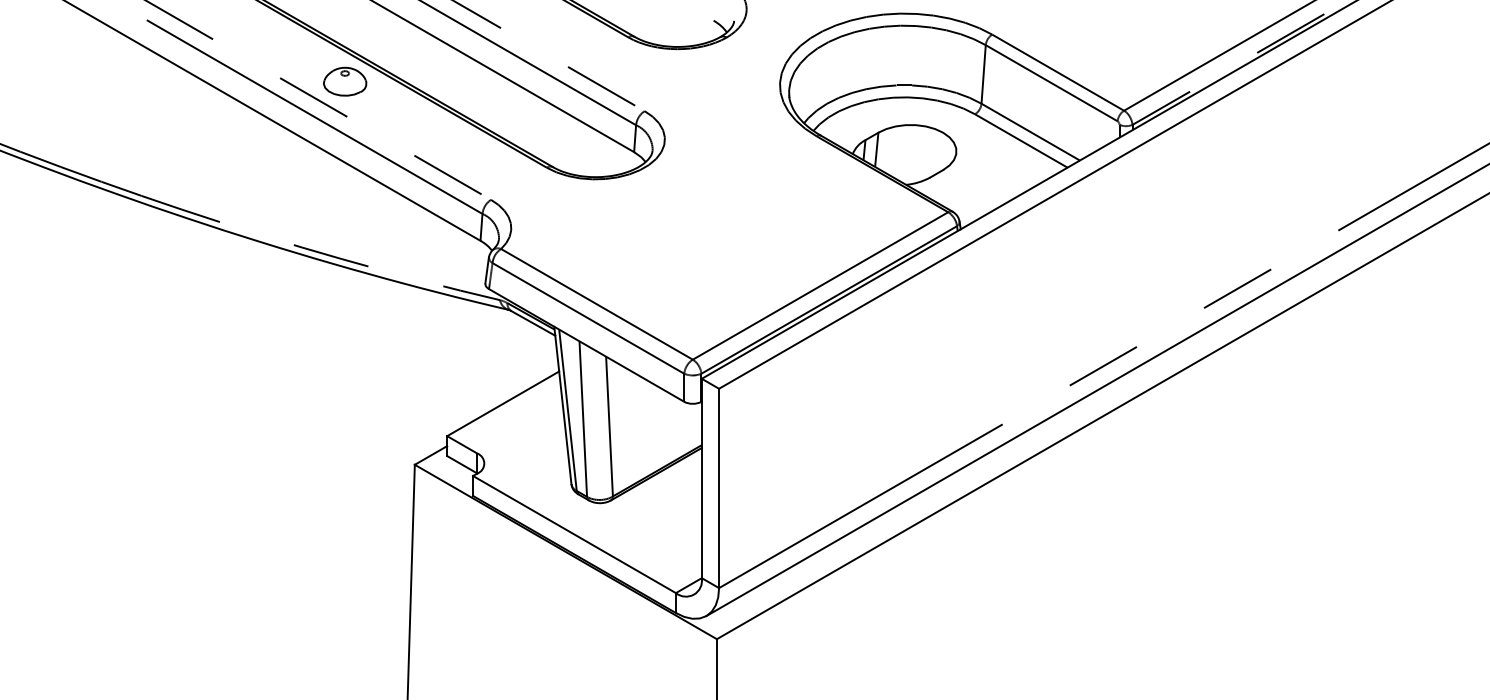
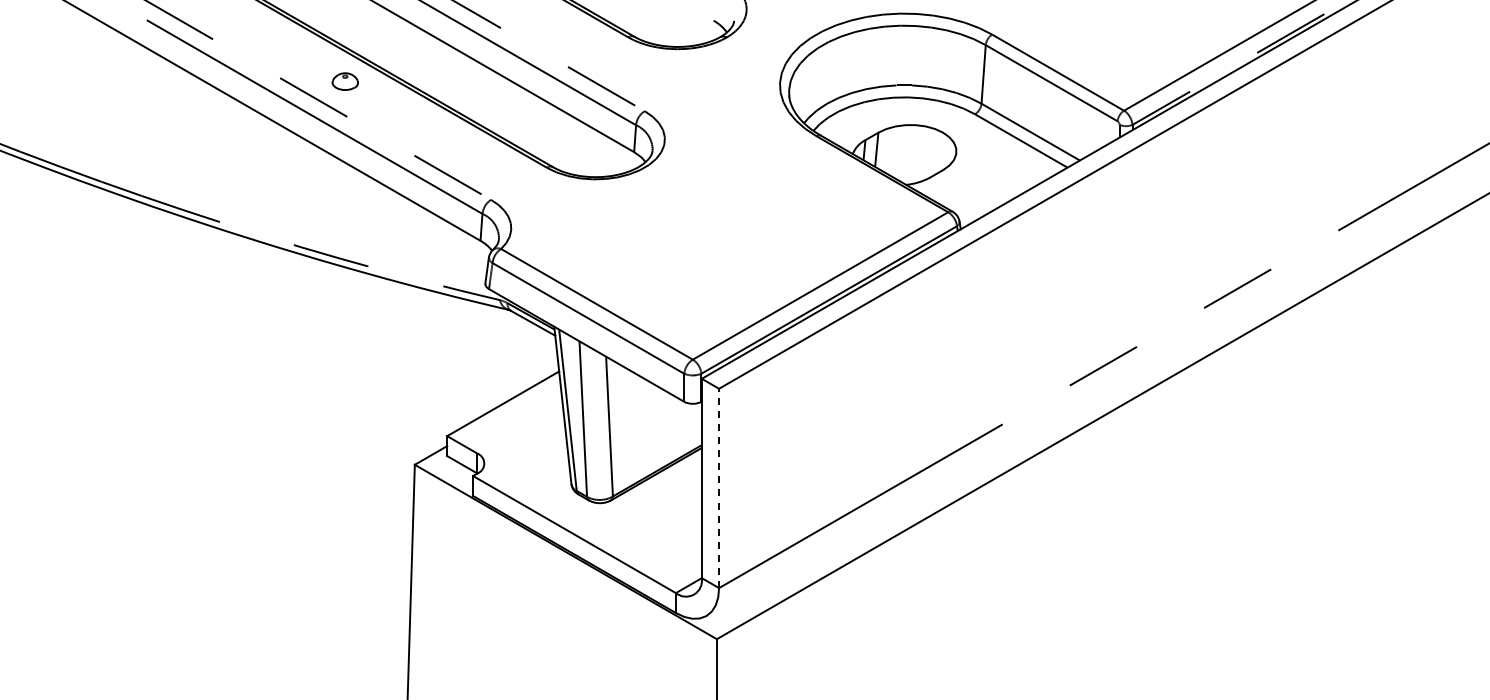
part size: 45x31 px -> 28x19 px (344, 81)
line: present -> none (1096, 390)
line: solid -> dashed (719, 488)
